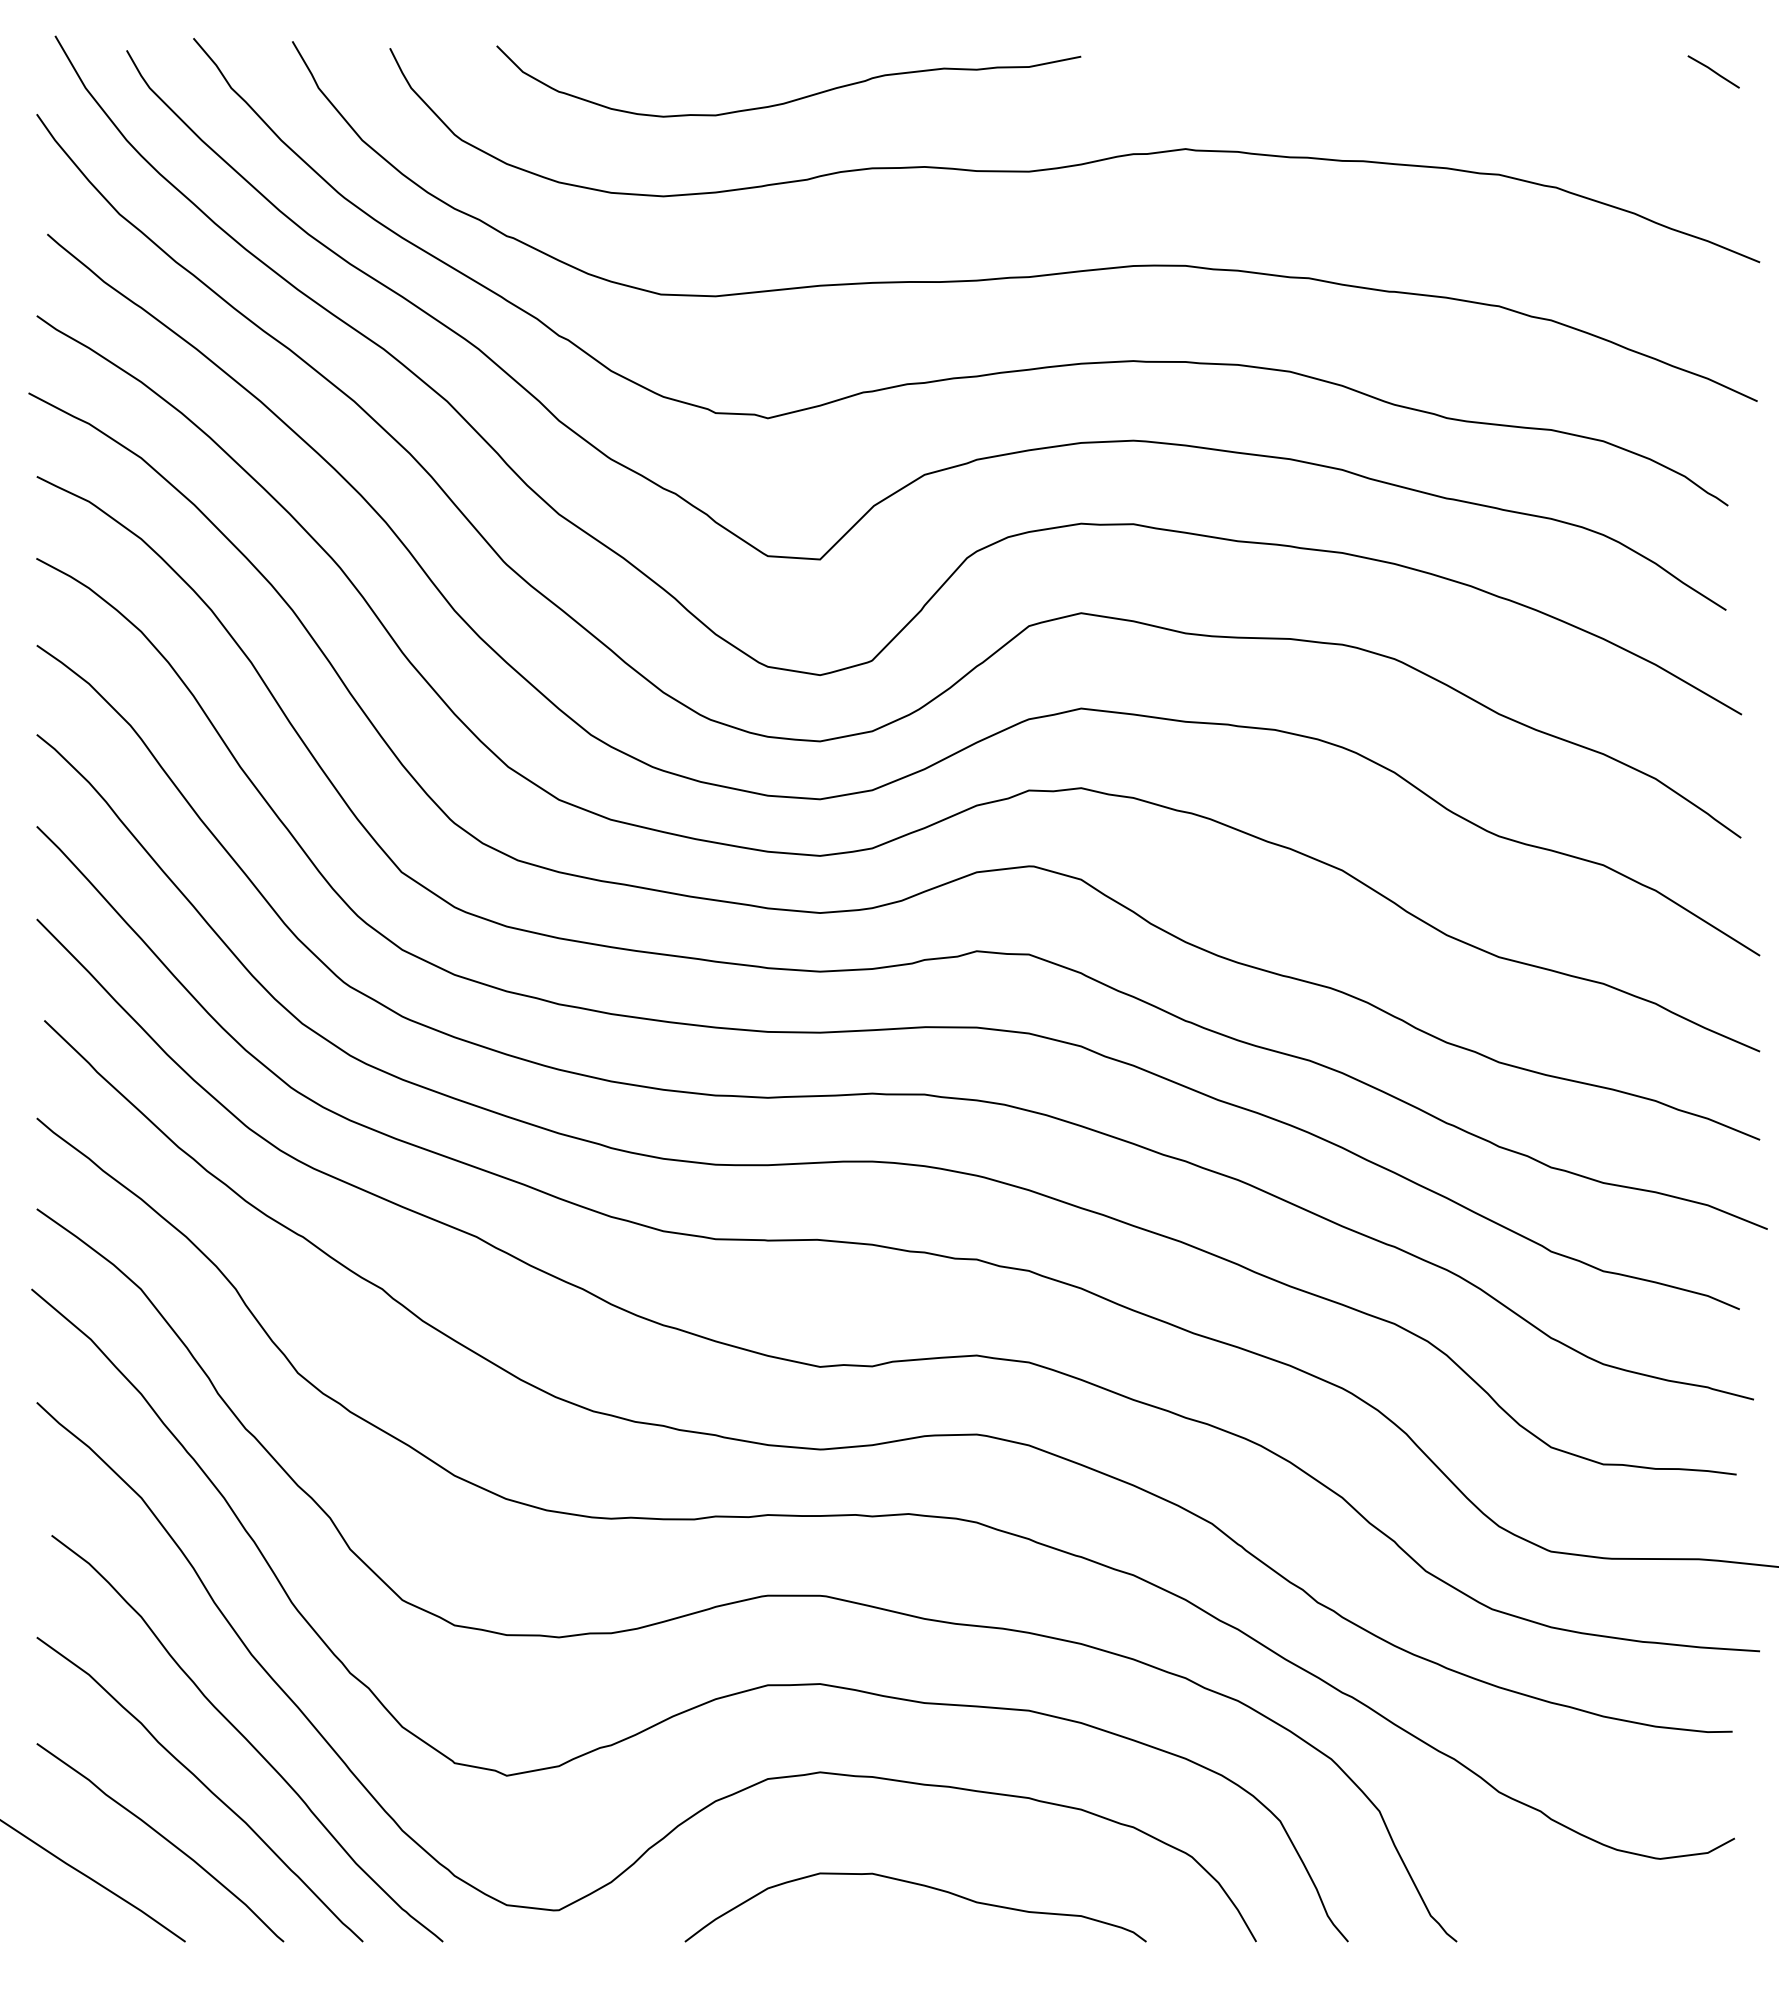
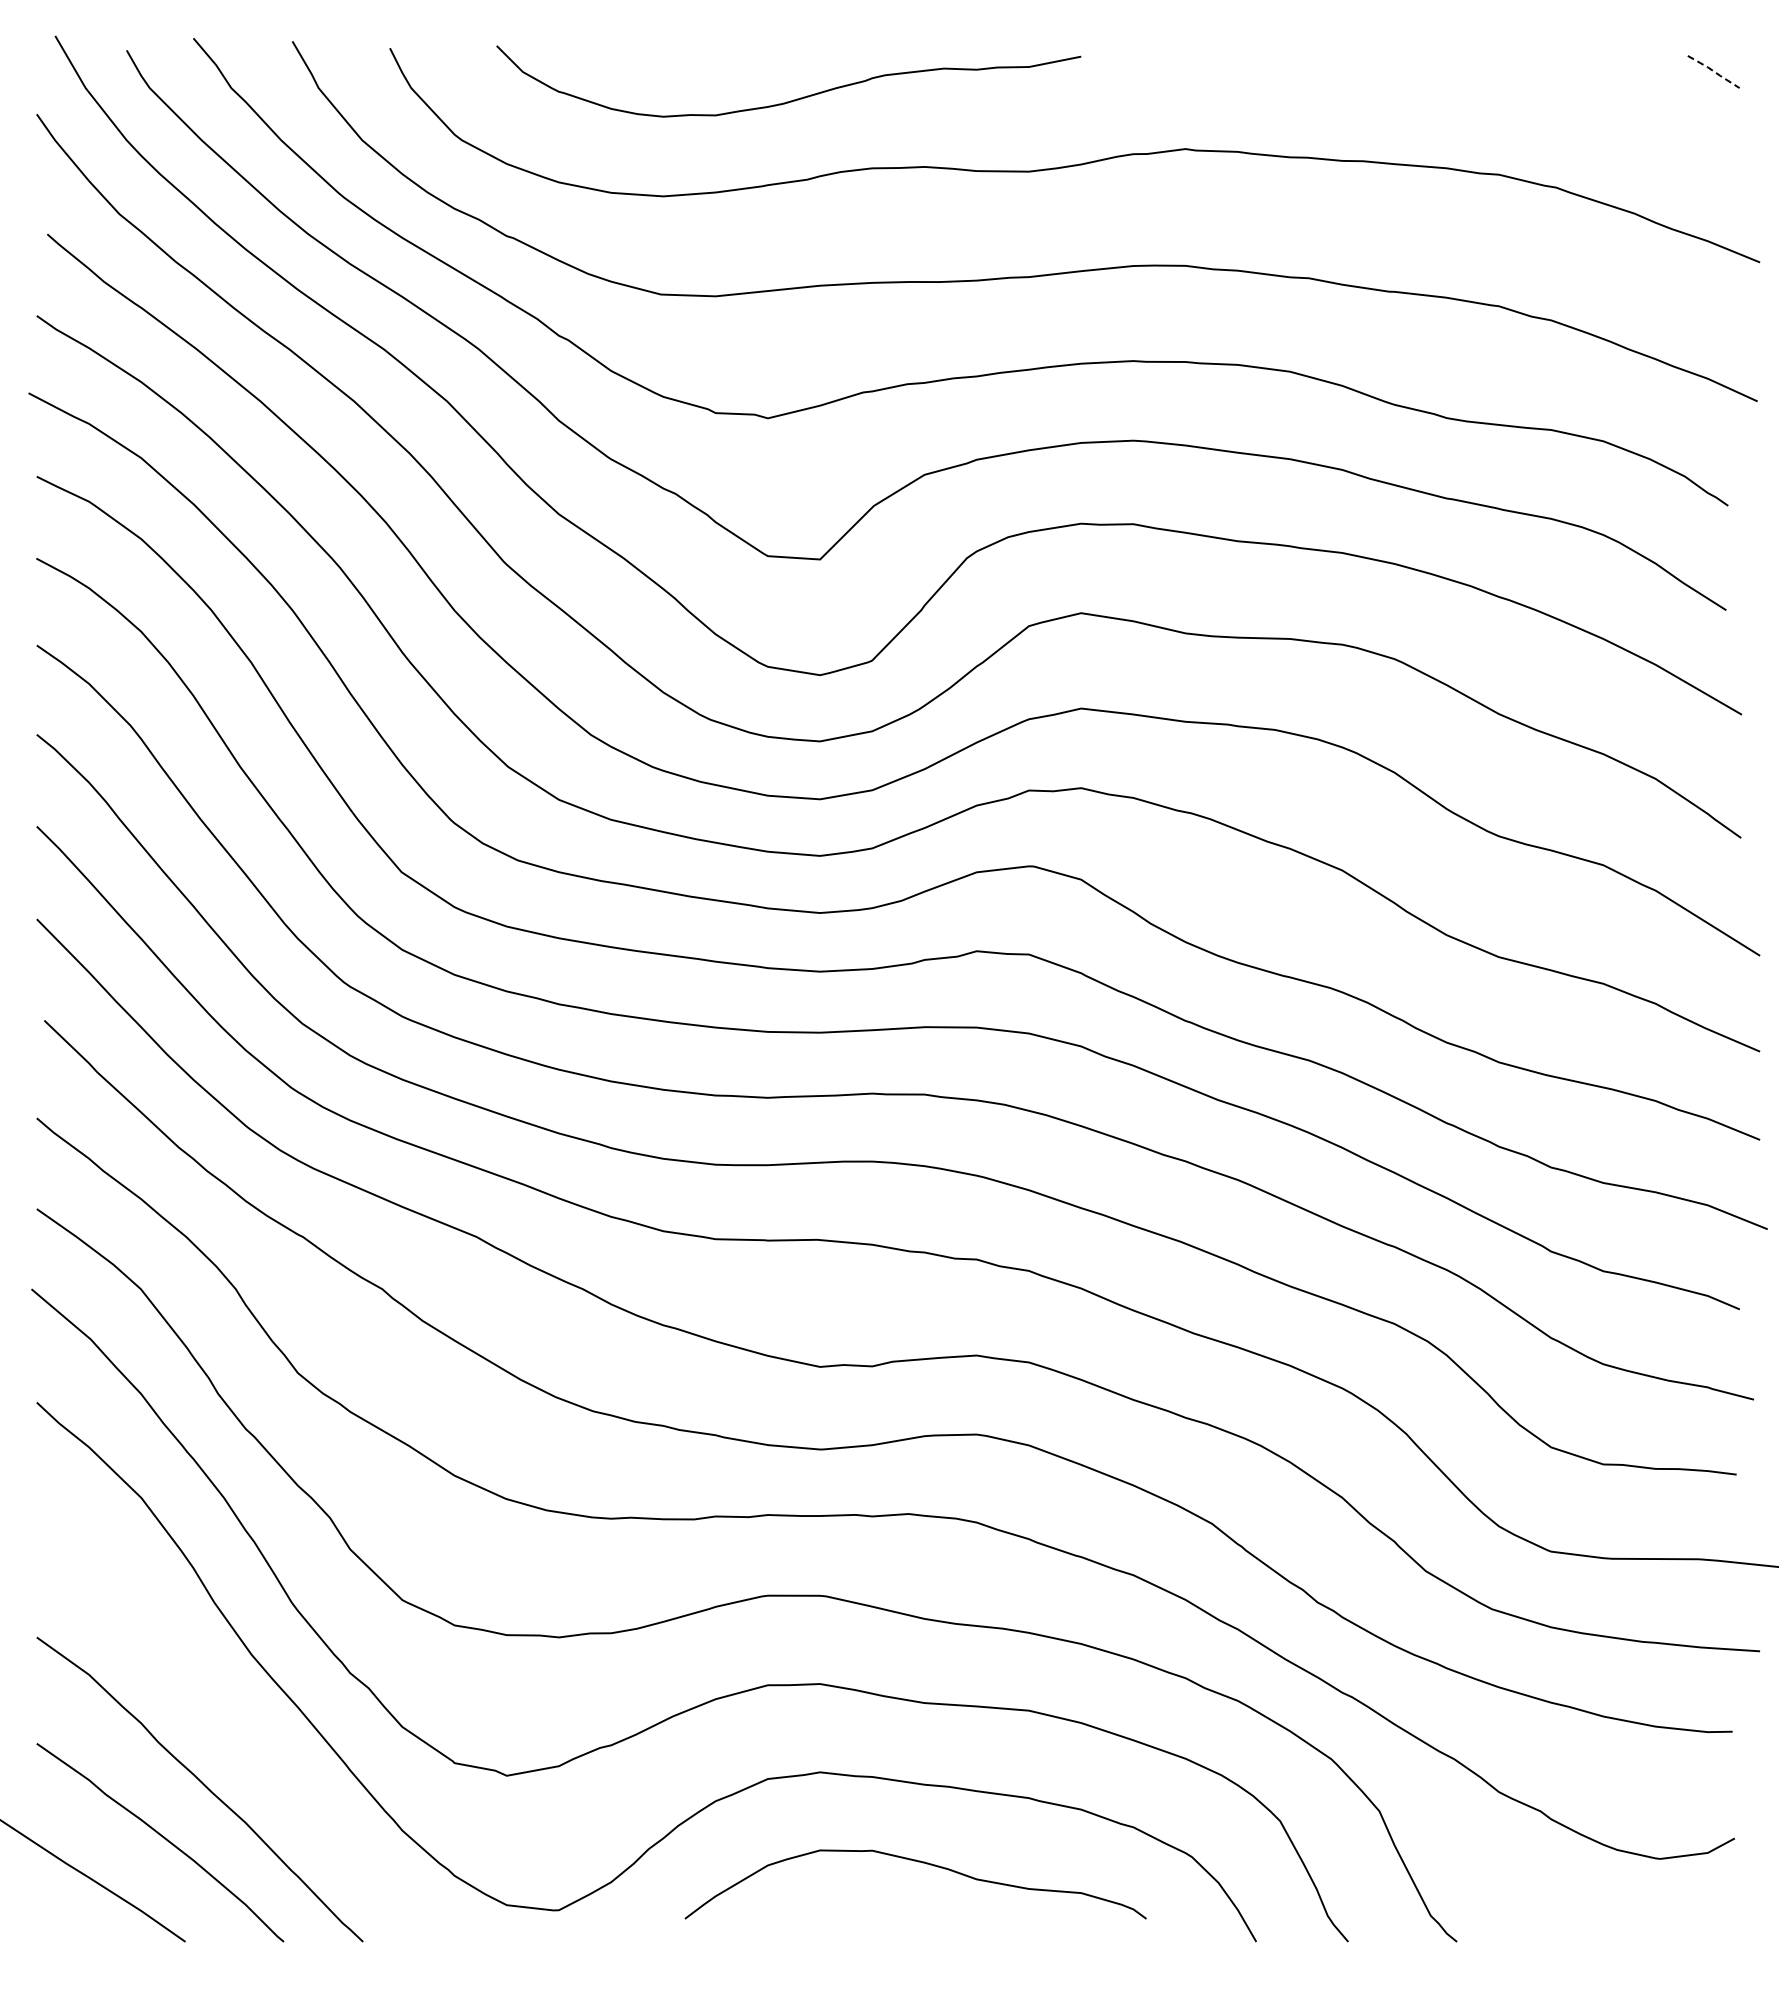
line: solid -> dashed (1713, 71)
curve: present -> none (246, 1738)
curve position: (922, 1886) -> (922, 1863) (922, 1863)
